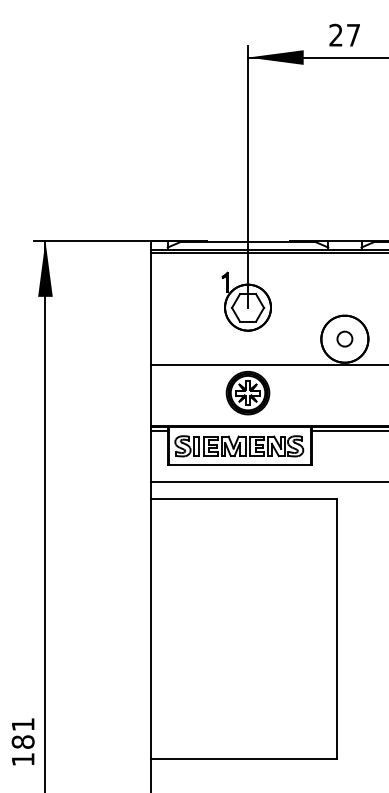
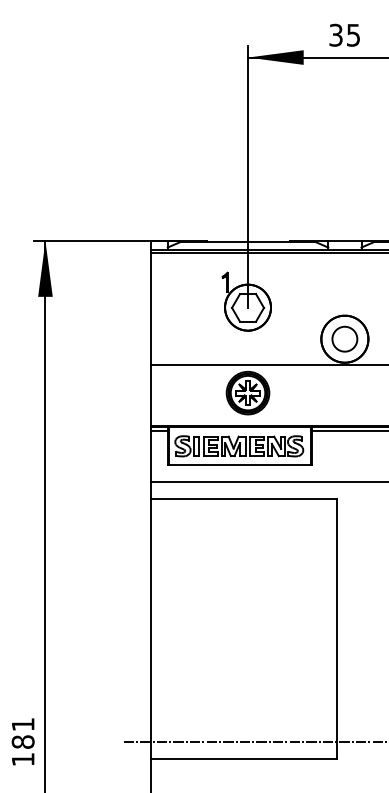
text: 27 -> 35 (344, 35)
circle size: 18x18 px -> 28x28 px (344, 338)
line: none -> present (254, 742)
